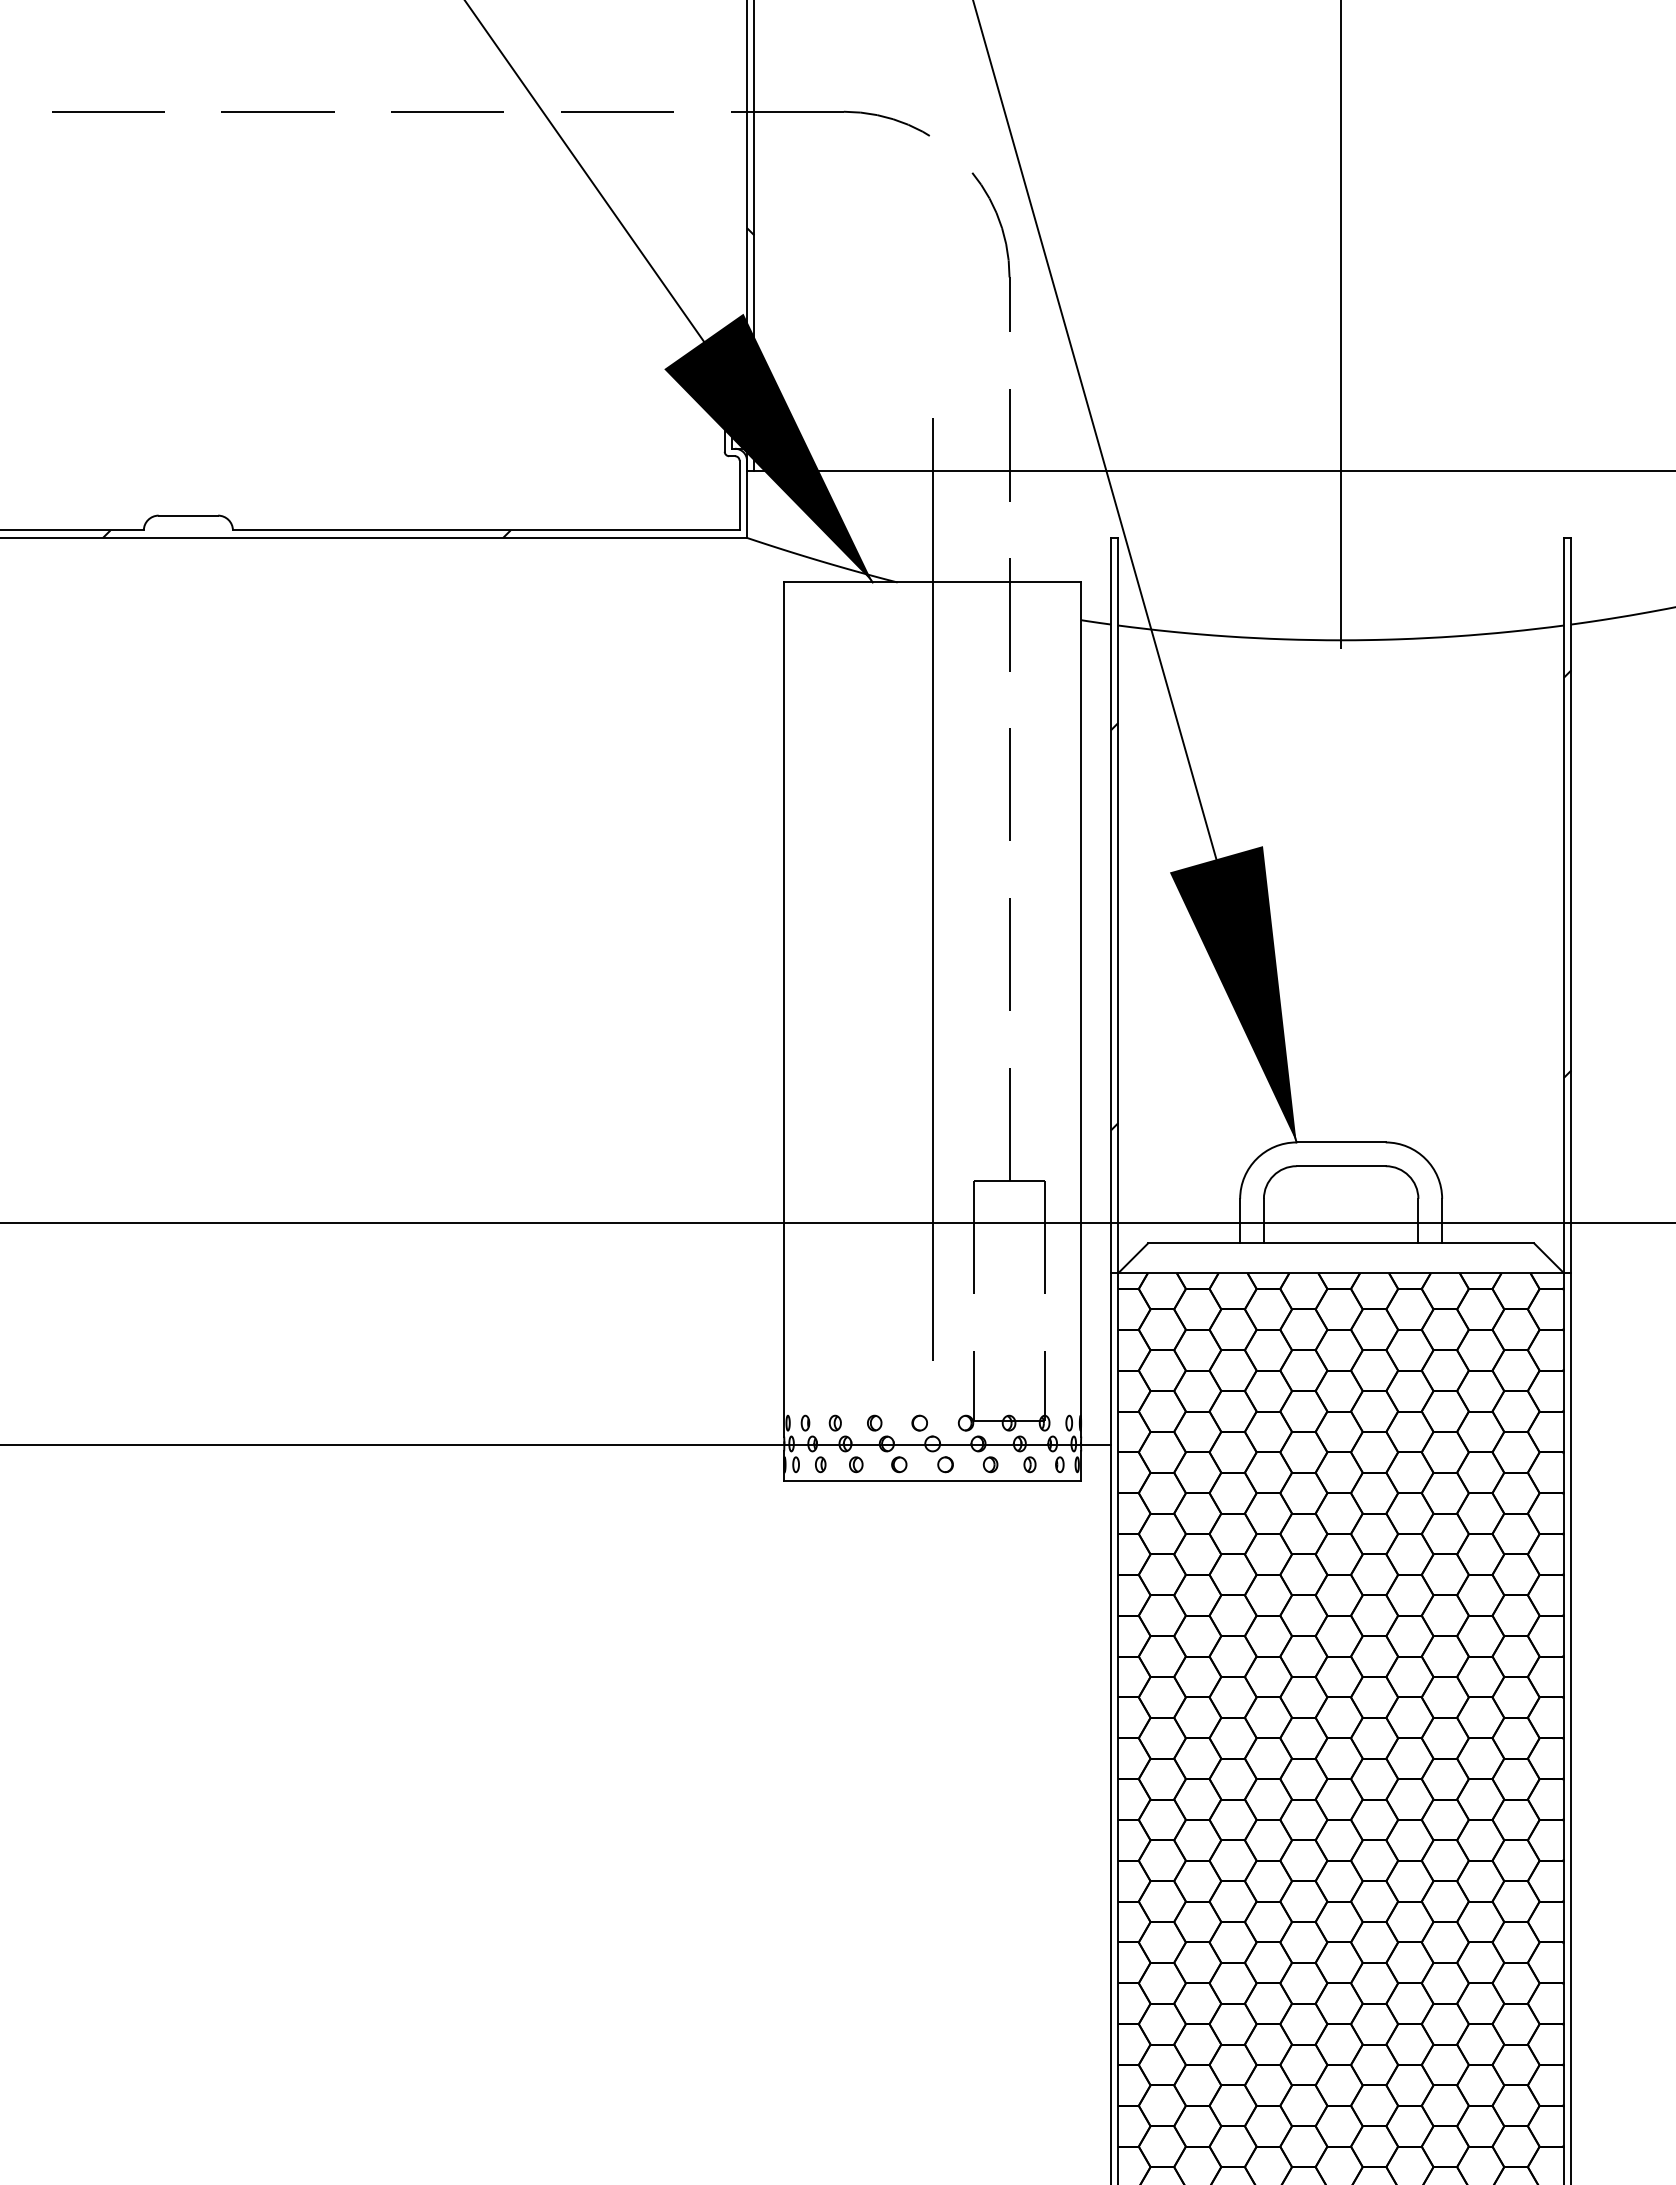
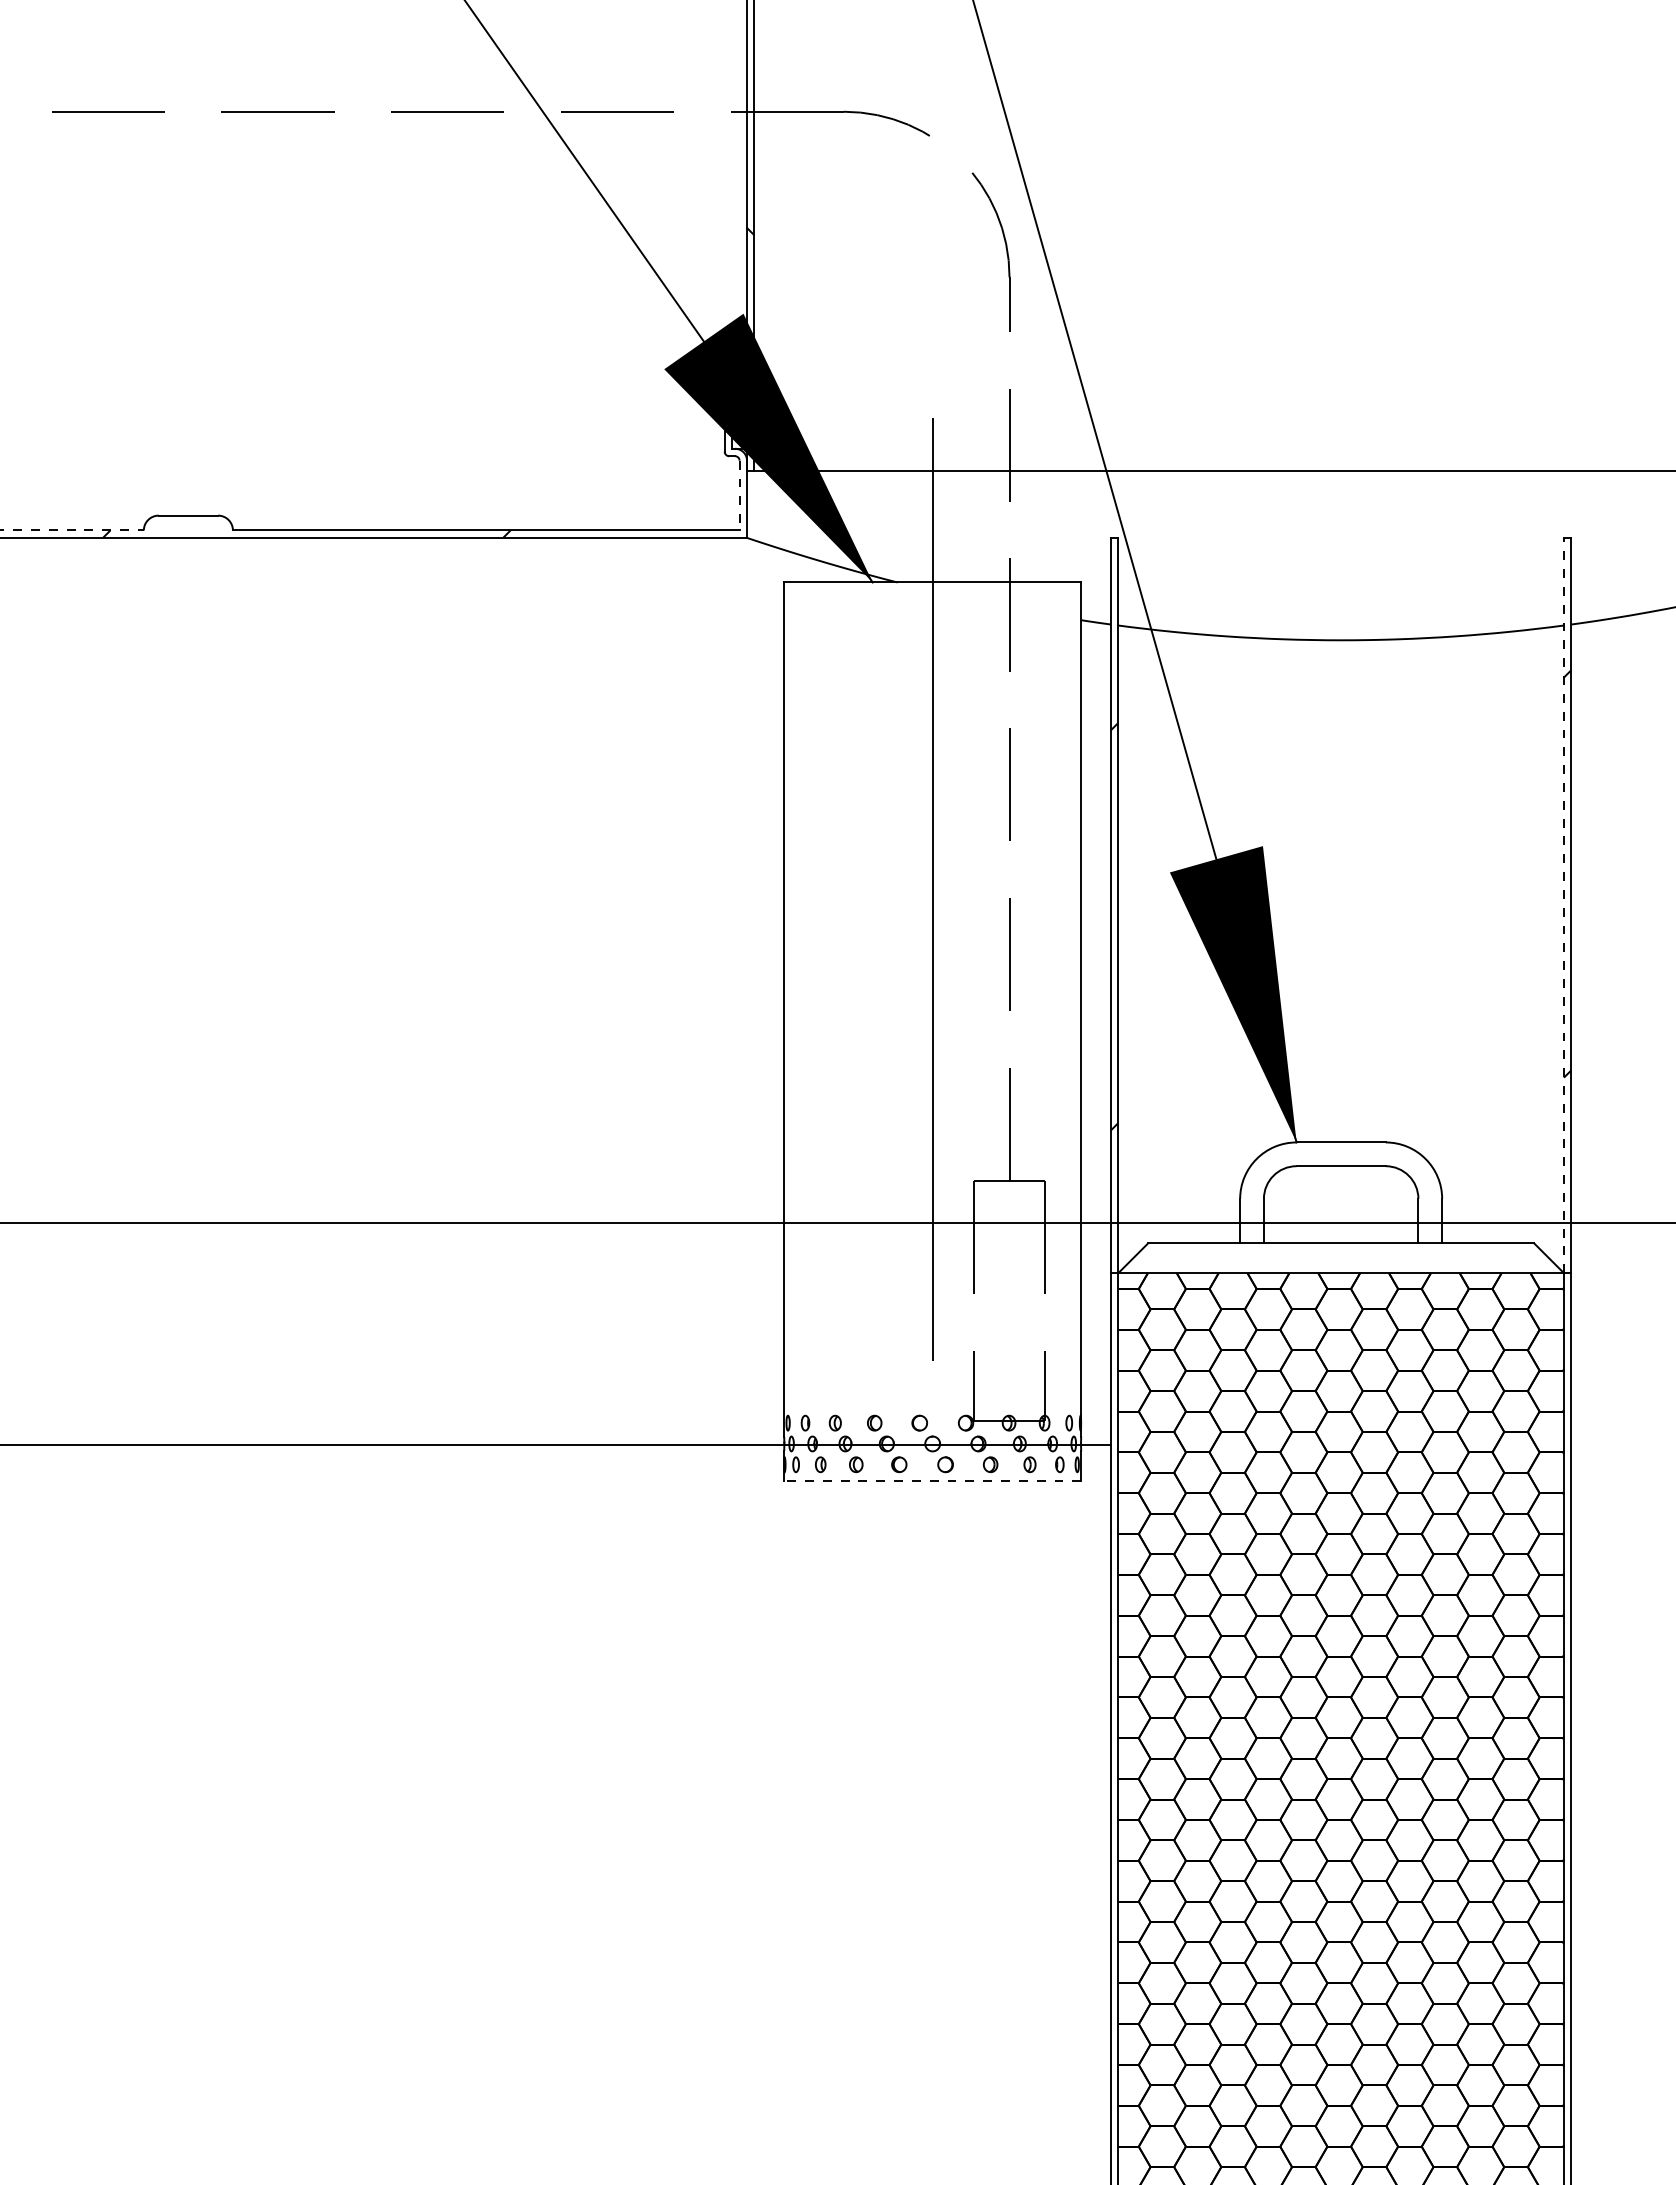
line: present -> none (1341, 325)
line: solid -> dashed (739, 495)
line: solid -> dashed (72, 530)
line: solid -> dashed (1563, 905)
line: solid -> dashed (932, 1481)
